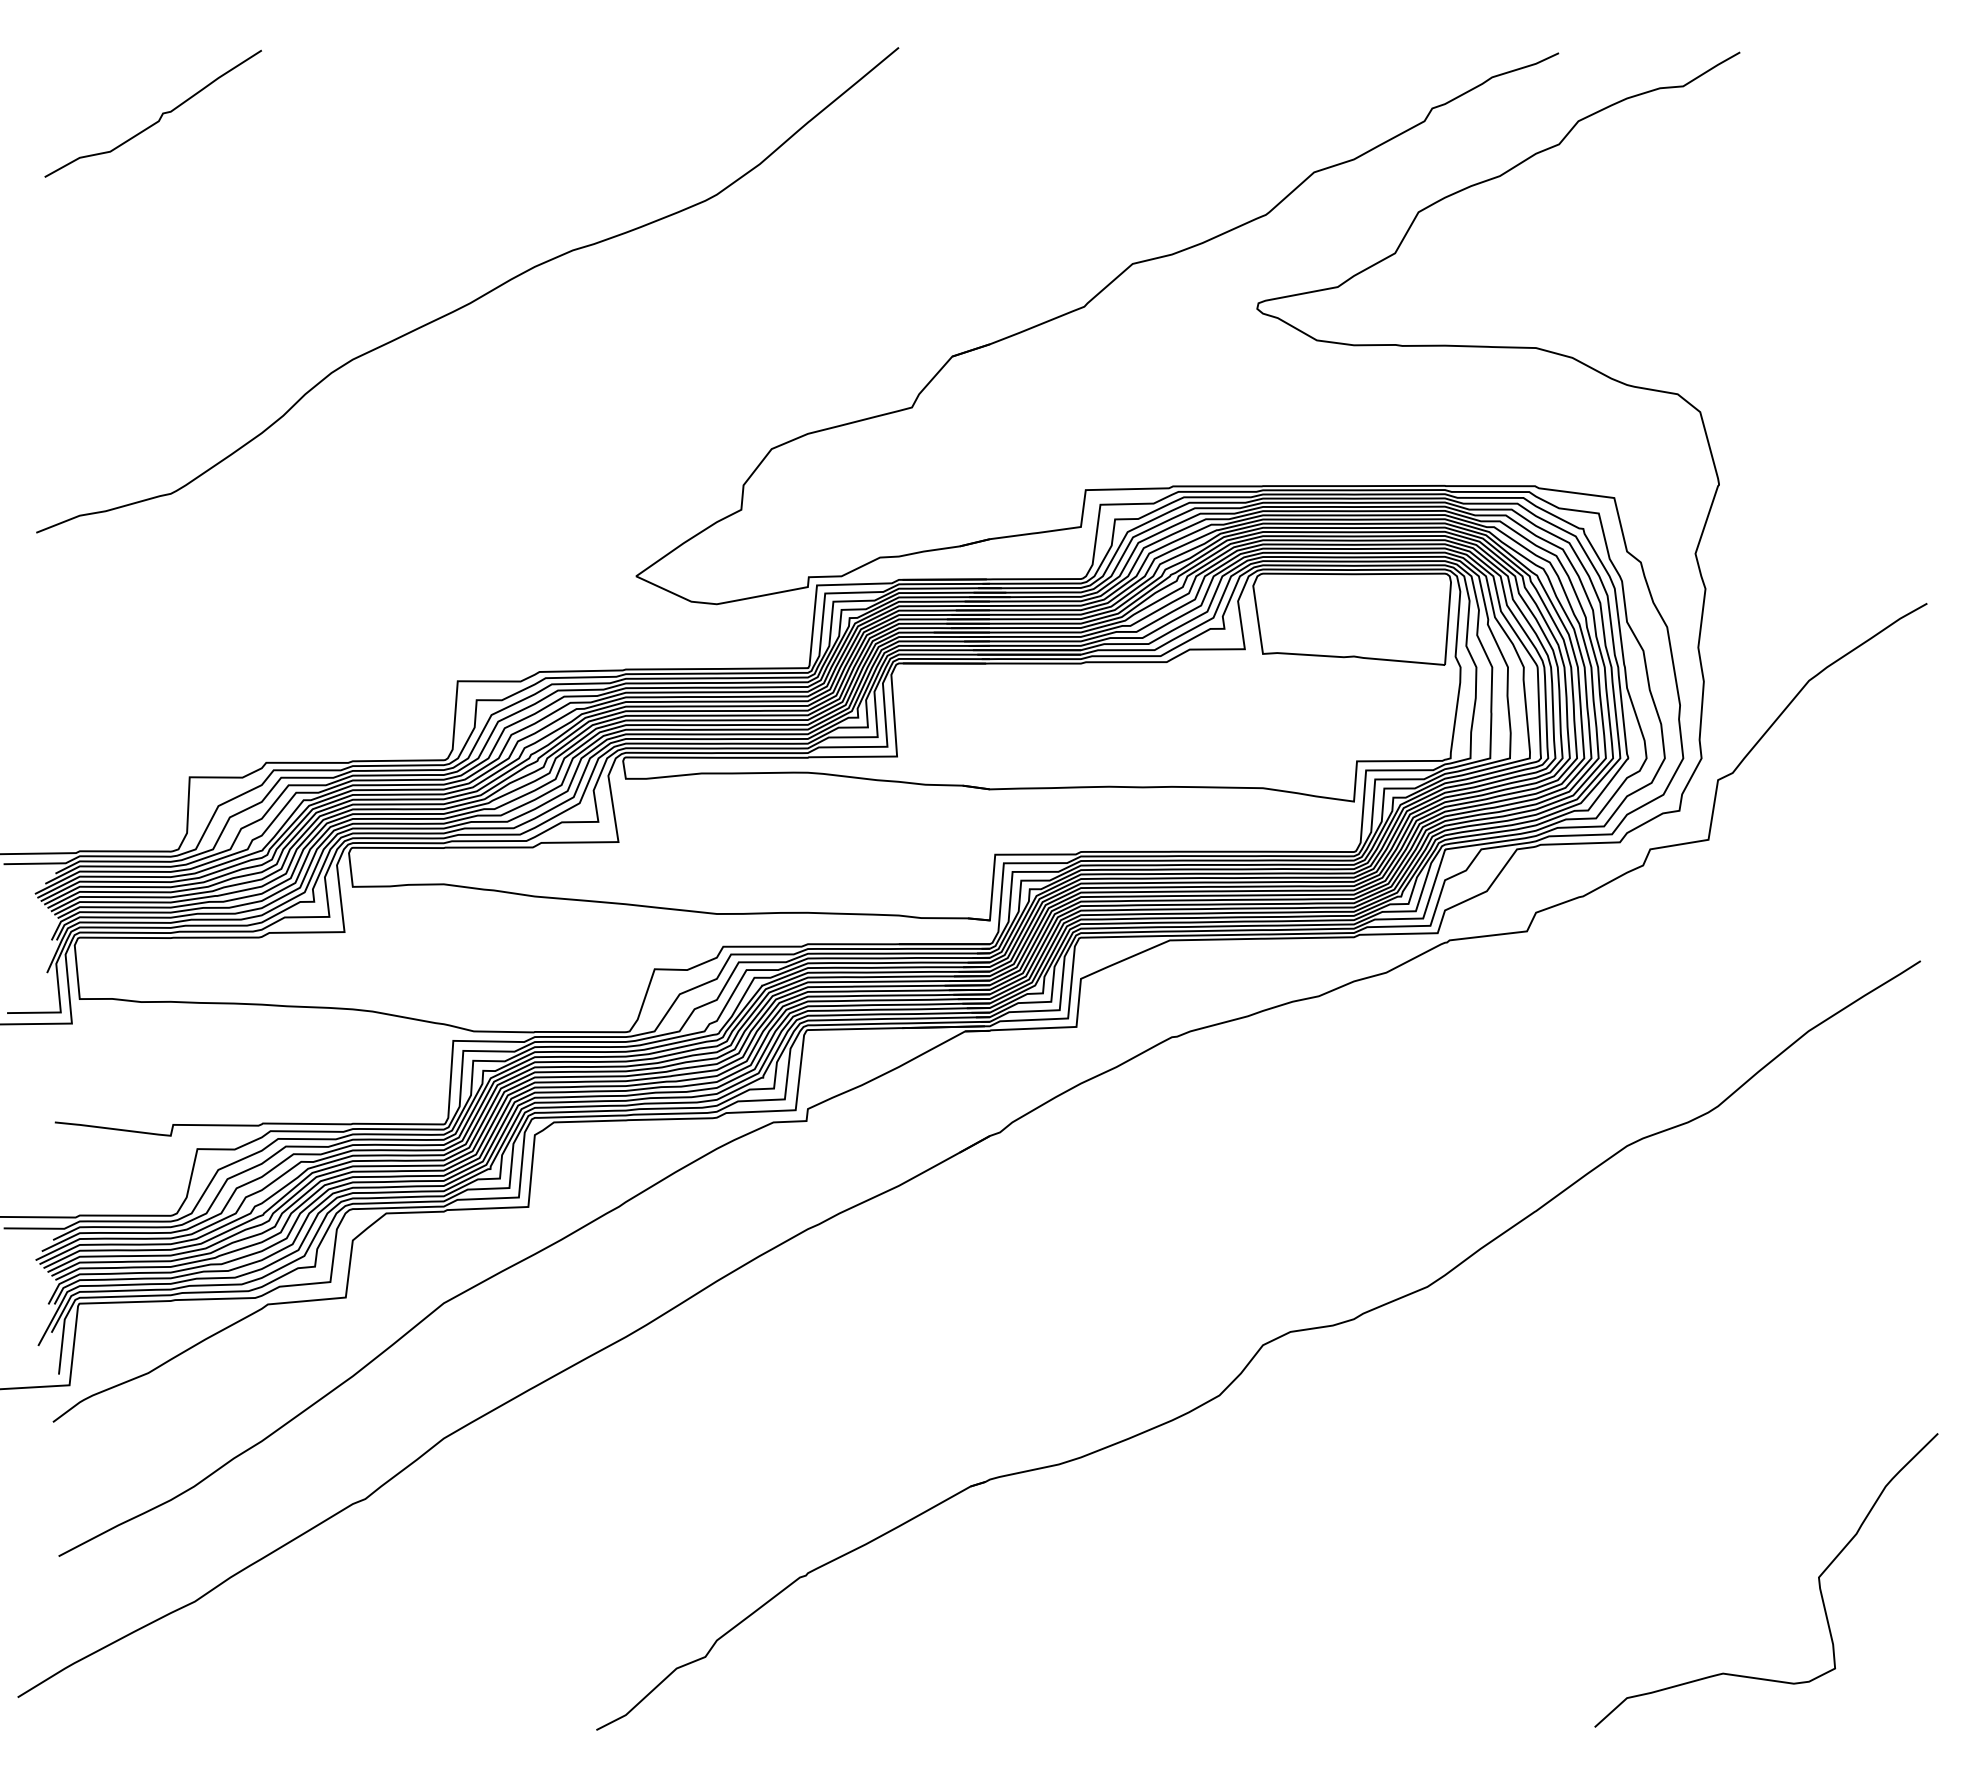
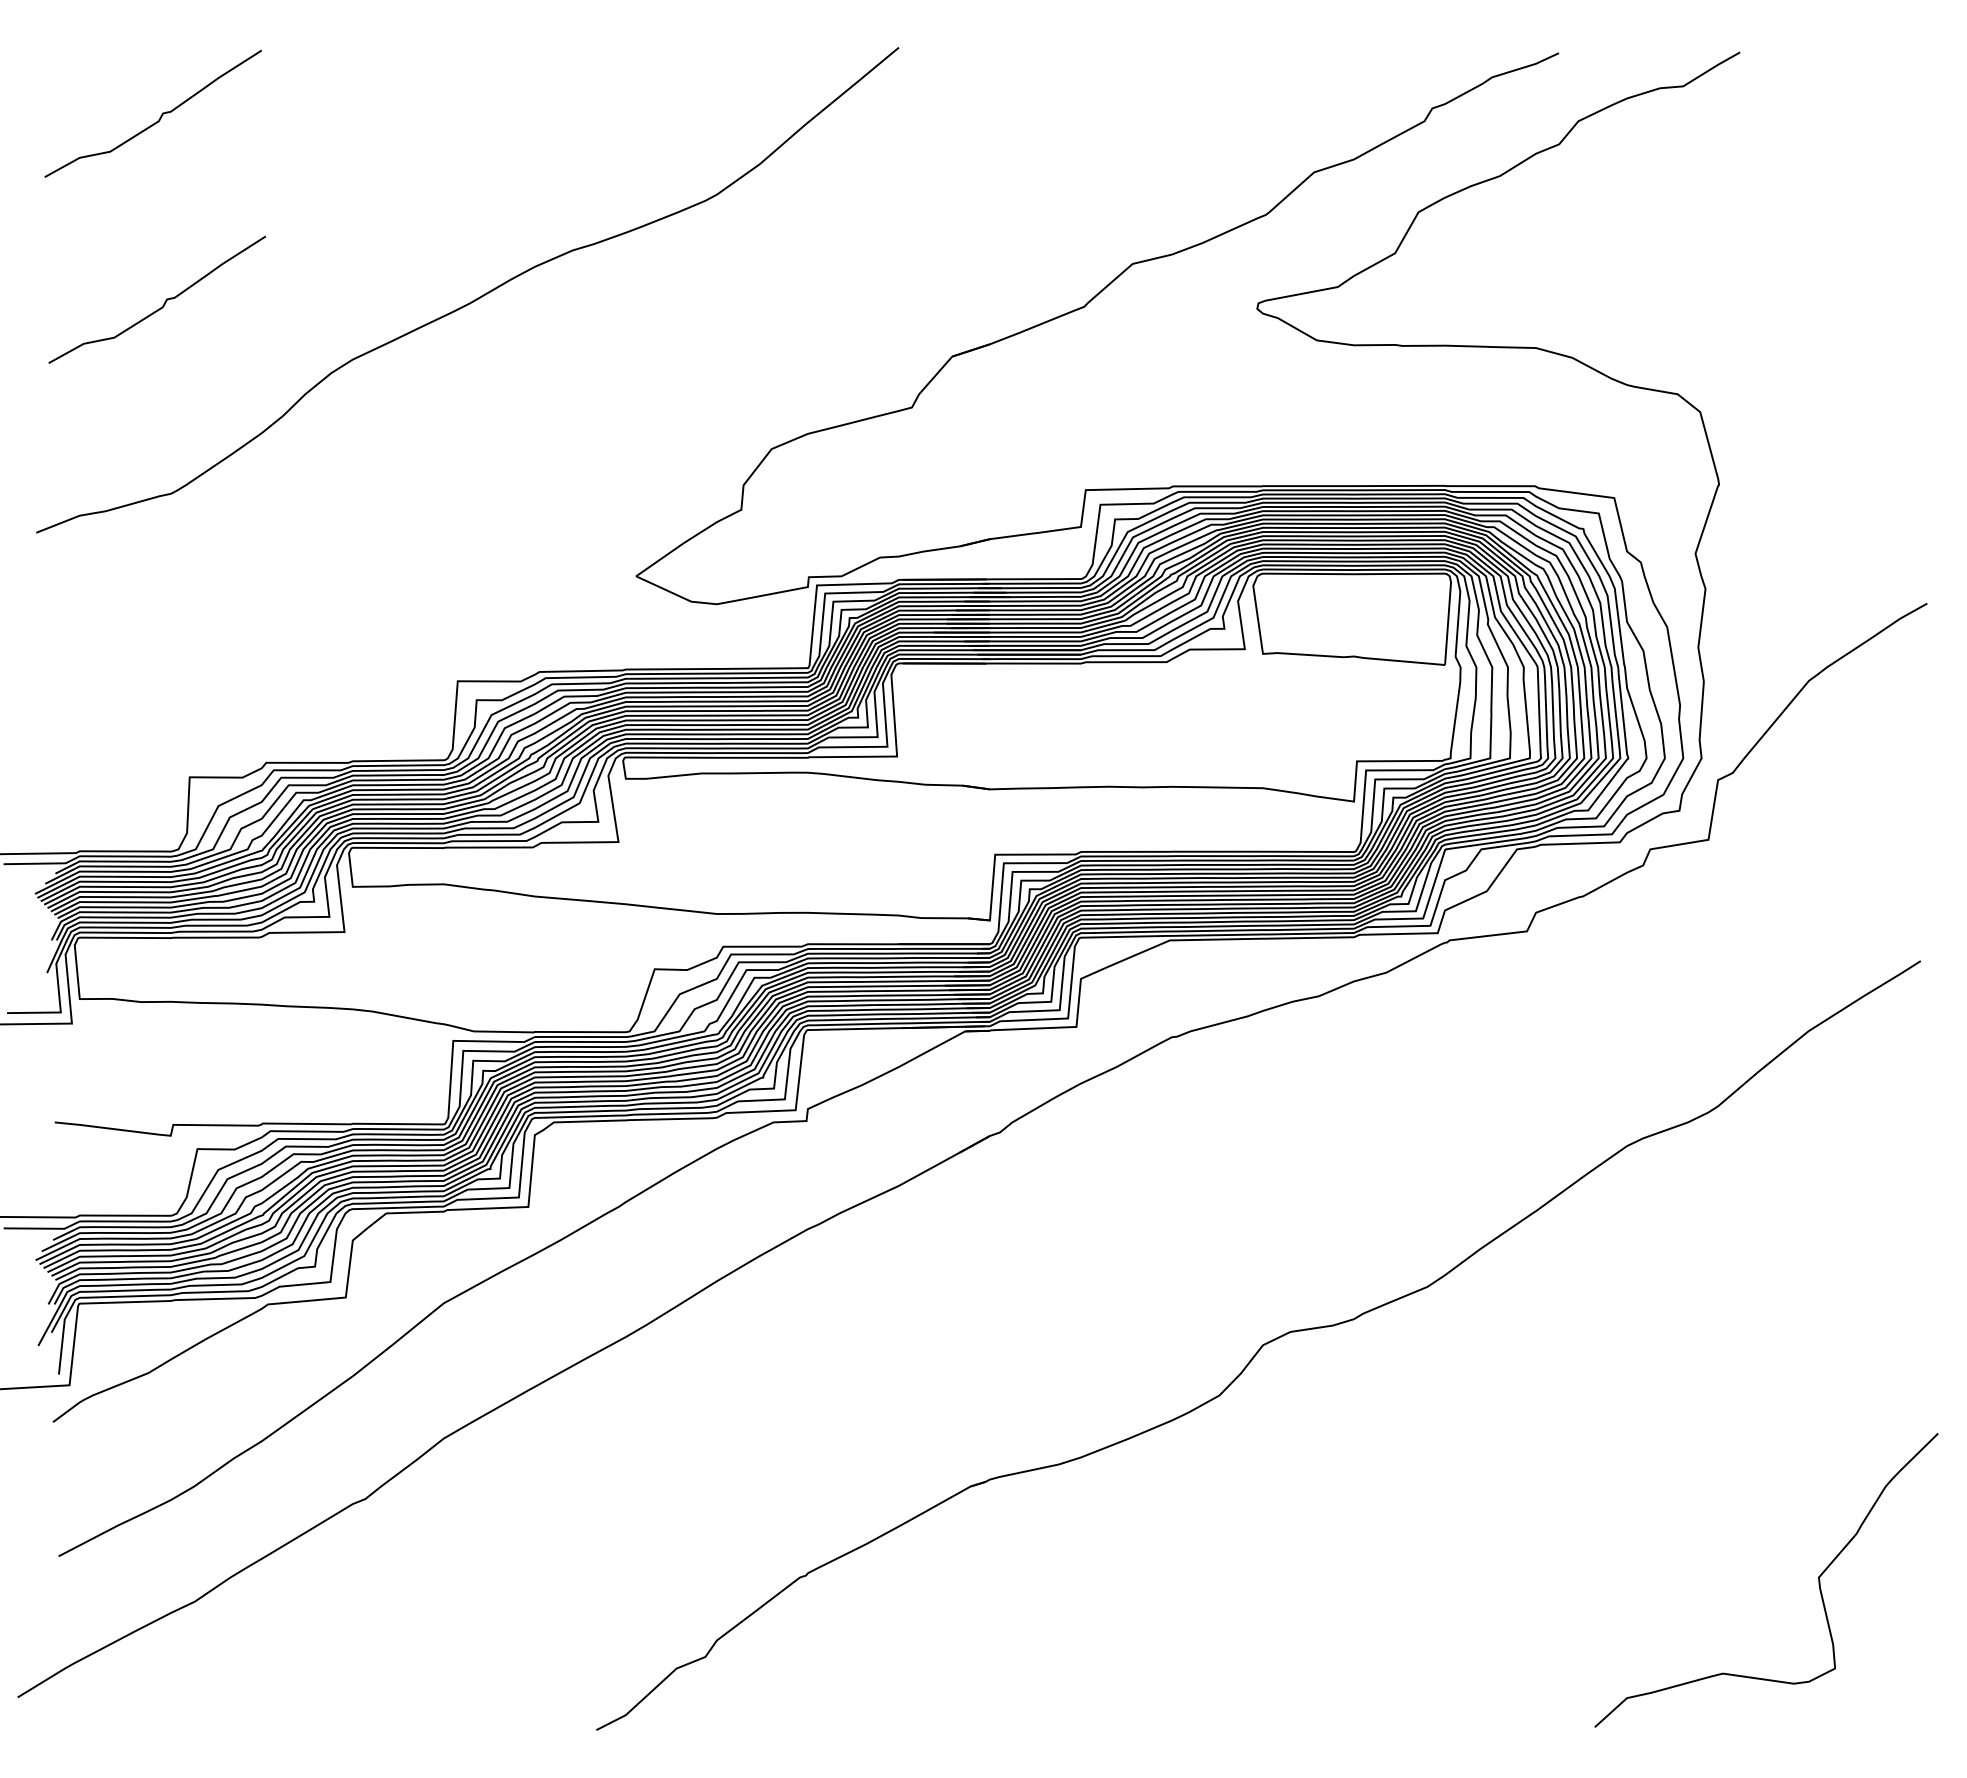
curve: none -> present (163, 303)
